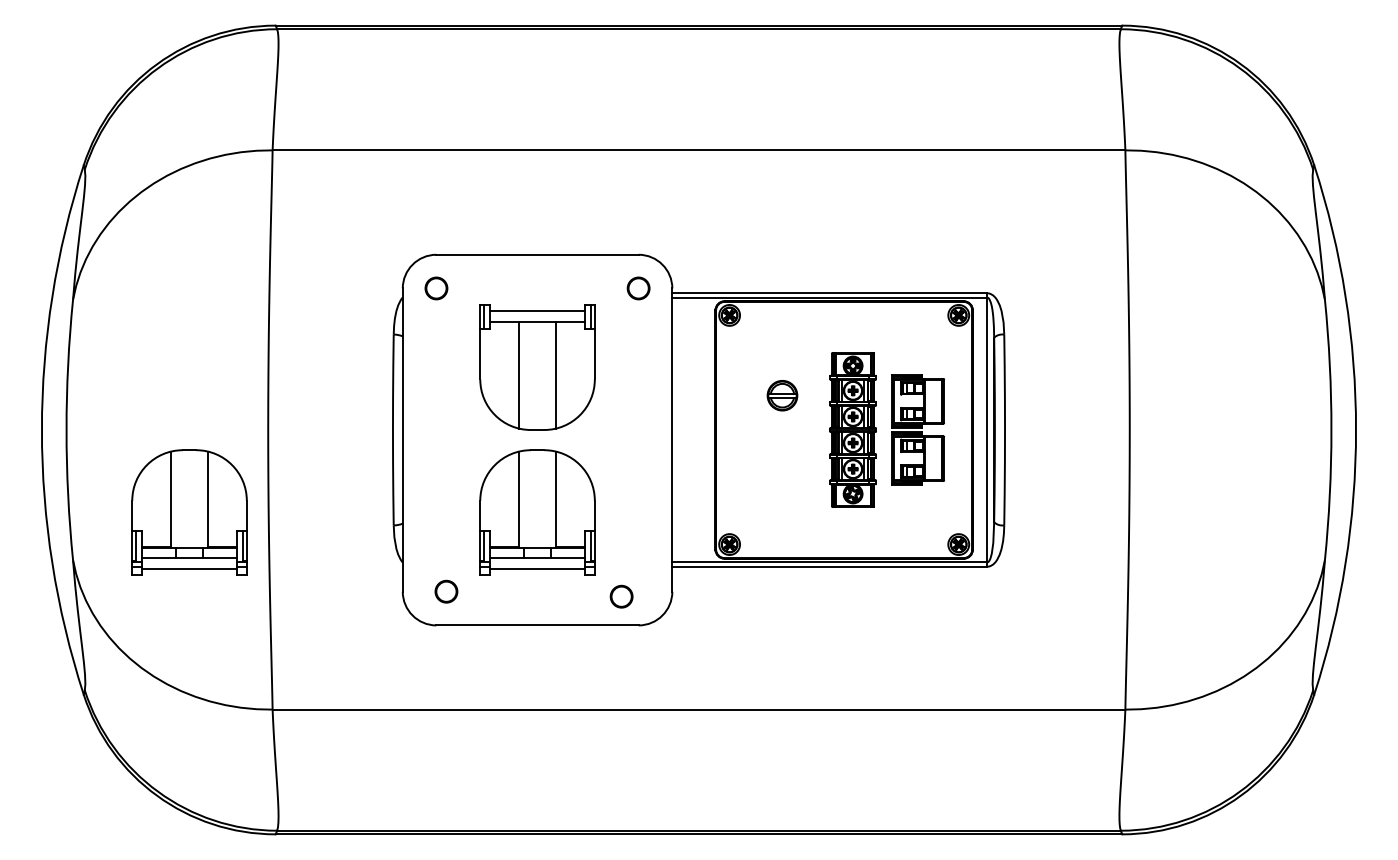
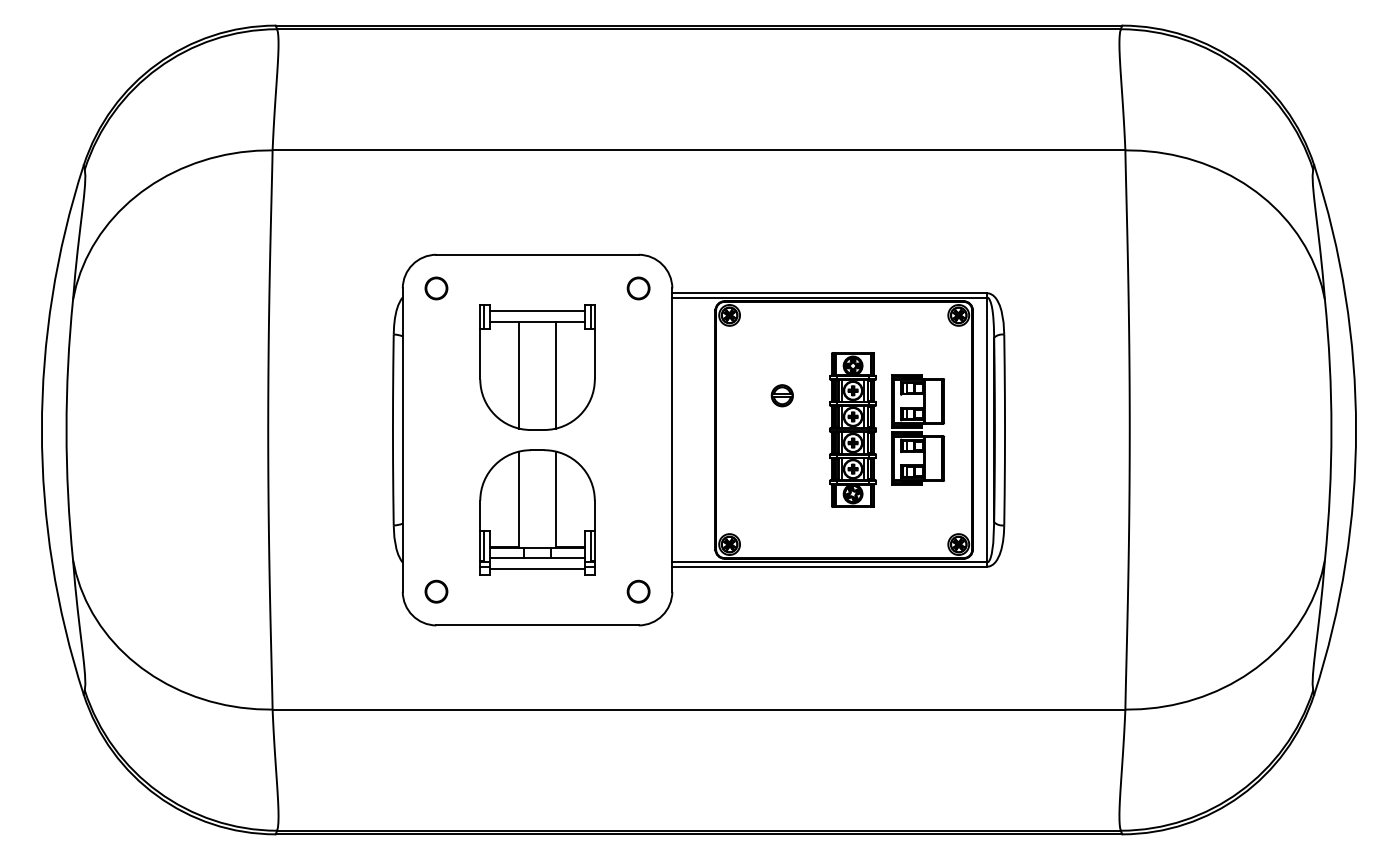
part size: 33x32 px -> 24x24 px (781, 395)
part: present -> none (189, 512)
part position: (446, 591) -> (436, 591) (436, 591)
part position: (621, 596) -> (638, 591) (638, 591)
